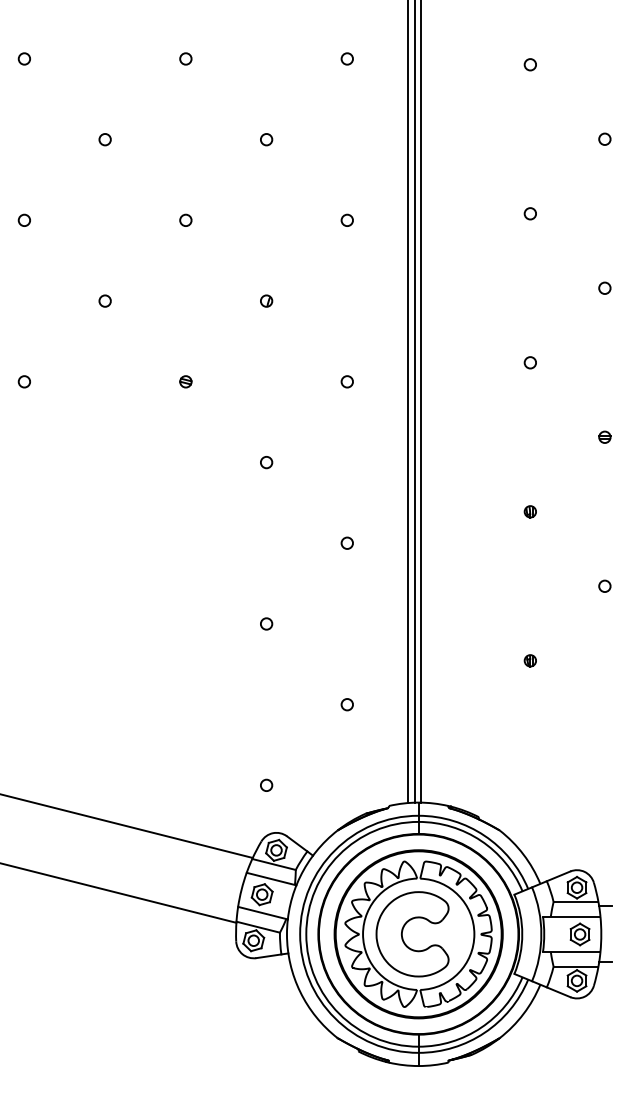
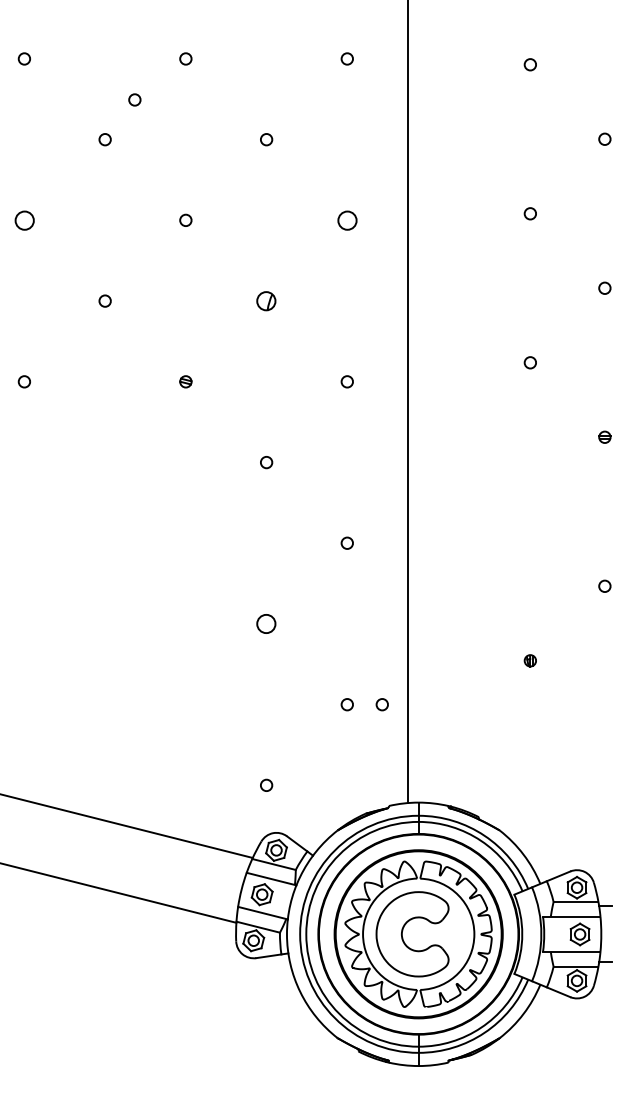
circle: none -> present (134, 99)
circle size: 14x14 px -> 21x21 px (24, 220)
circle size: 14x14 px -> 21x21 px (347, 220)
part size: 14x14 px -> 21x21 px (266, 301)
line: present -> none (414, 402)
line: present -> none (421, 402)
part: present -> none (529, 511)
circle size: 14x14 px -> 21x20 px (266, 623)
circle: none -> present (381, 704)
